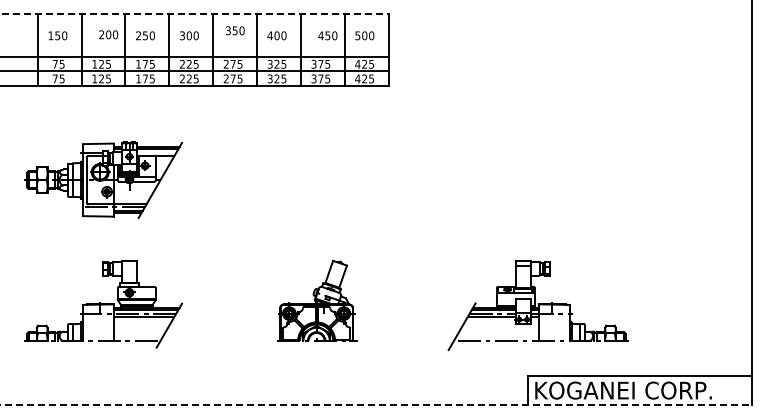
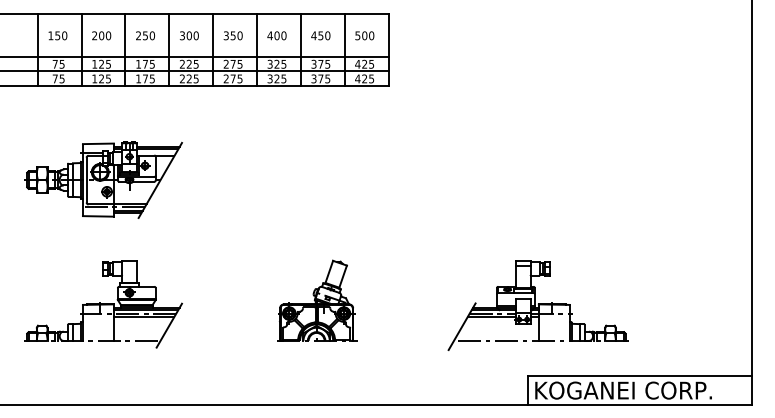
line: dashed -> solid (194, 14)
text position: (234, 30) -> (232, 35) (232, 35)
text position: (108, 34) -> (101, 35) (101, 35)
text position: (327, 35) -> (320, 35) (320, 35)
line: dashed -> solid (376, 405)
